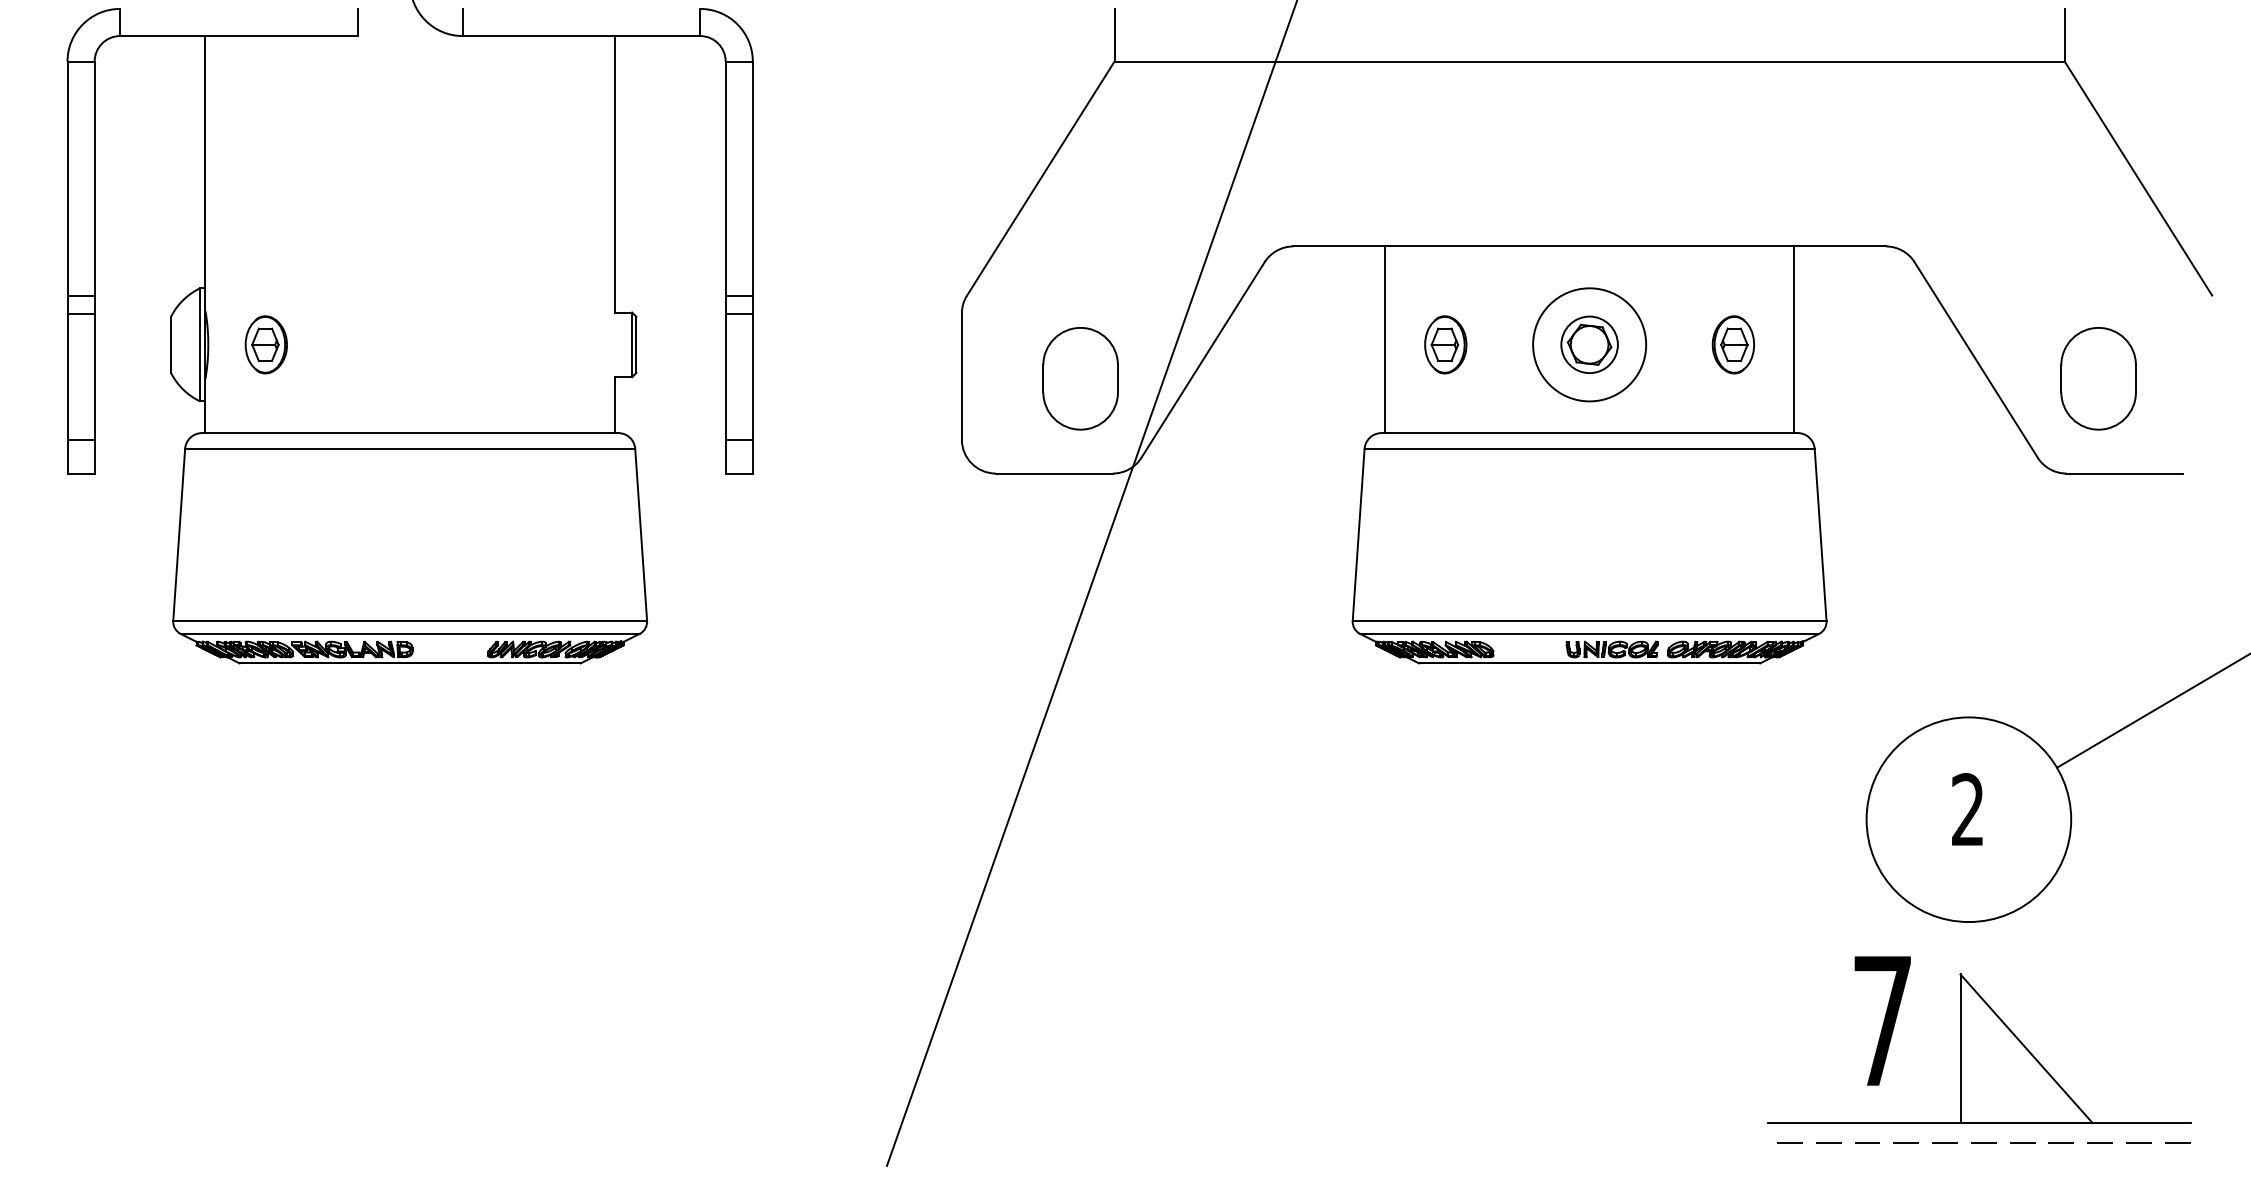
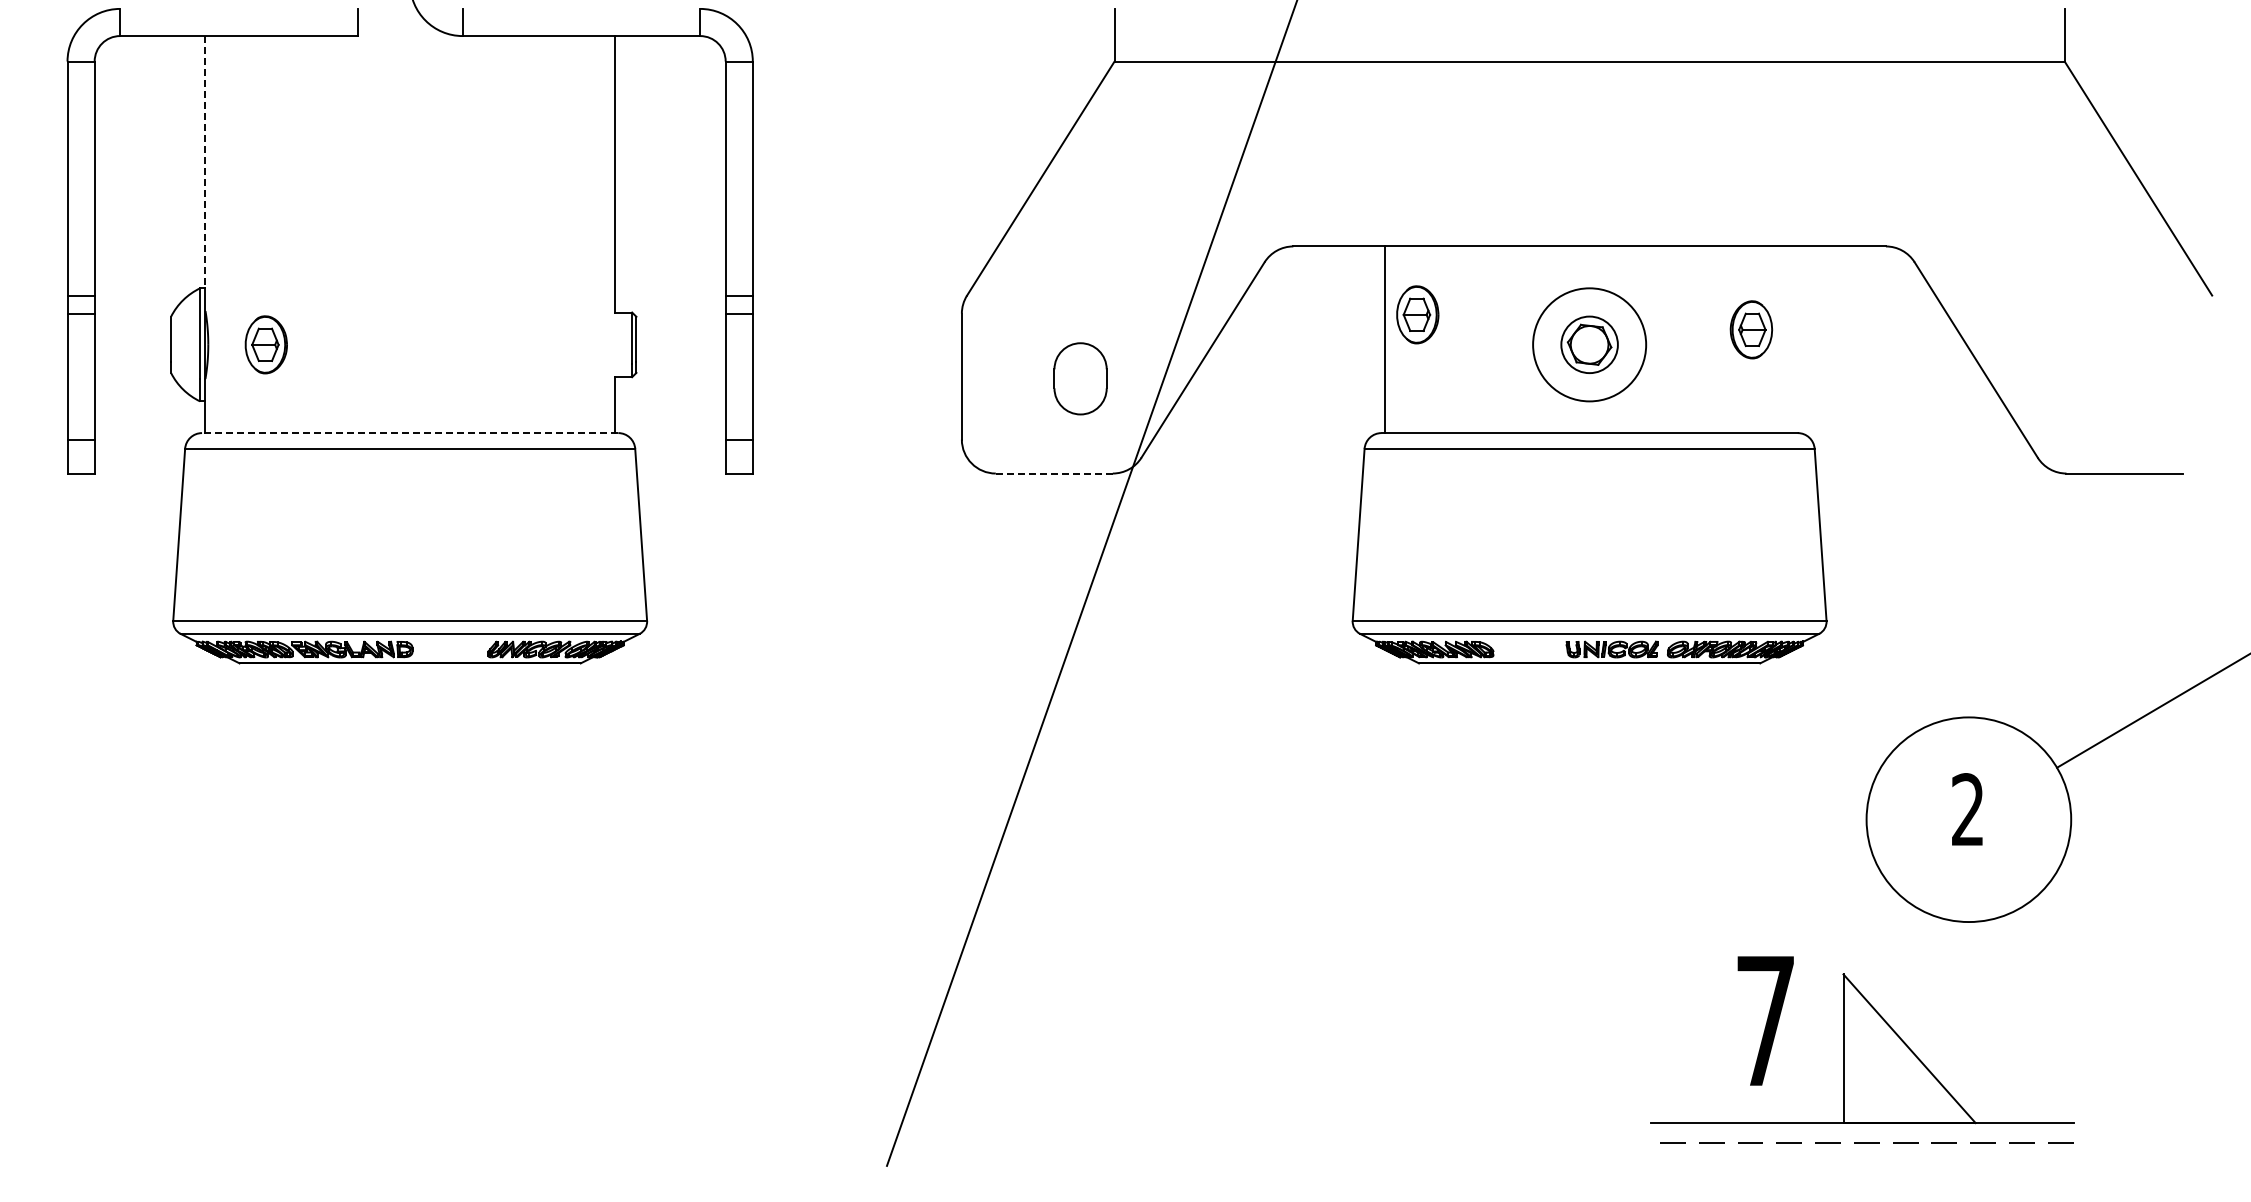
line: solid -> dashed (205, 162)
line: present -> none (1794, 339)
part position: (1445, 344) -> (1417, 314) (1417, 314)
part position: (1733, 344) -> (1751, 329) (1751, 329)
part size: 77x104 px -> 55x74 px (1080, 378)
part: present -> none (2098, 378)
line: solid -> dashed (409, 433)
line: solid -> dashed (1054, 473)
part position: (1979, 1049) -> (1862, 1049) (1862, 1049)
